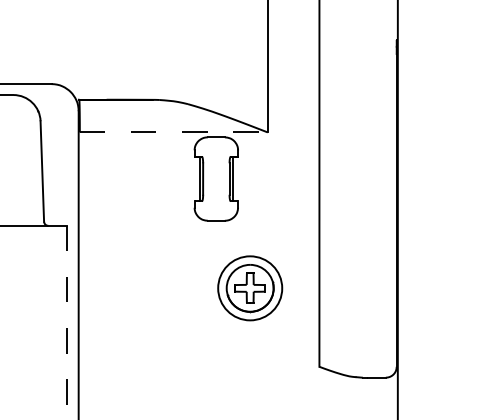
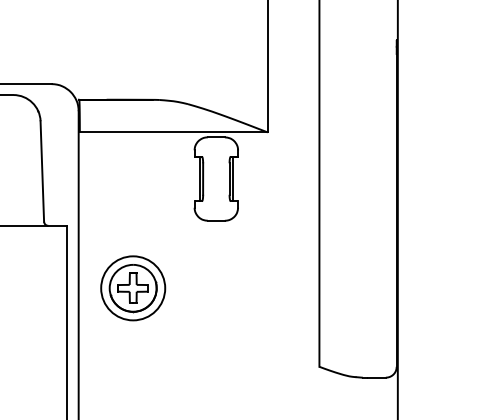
line: dashed -> solid (173, 132)
part position: (250, 288) -> (133, 288) (133, 288)
line: dashed -> solid (66, 322)
